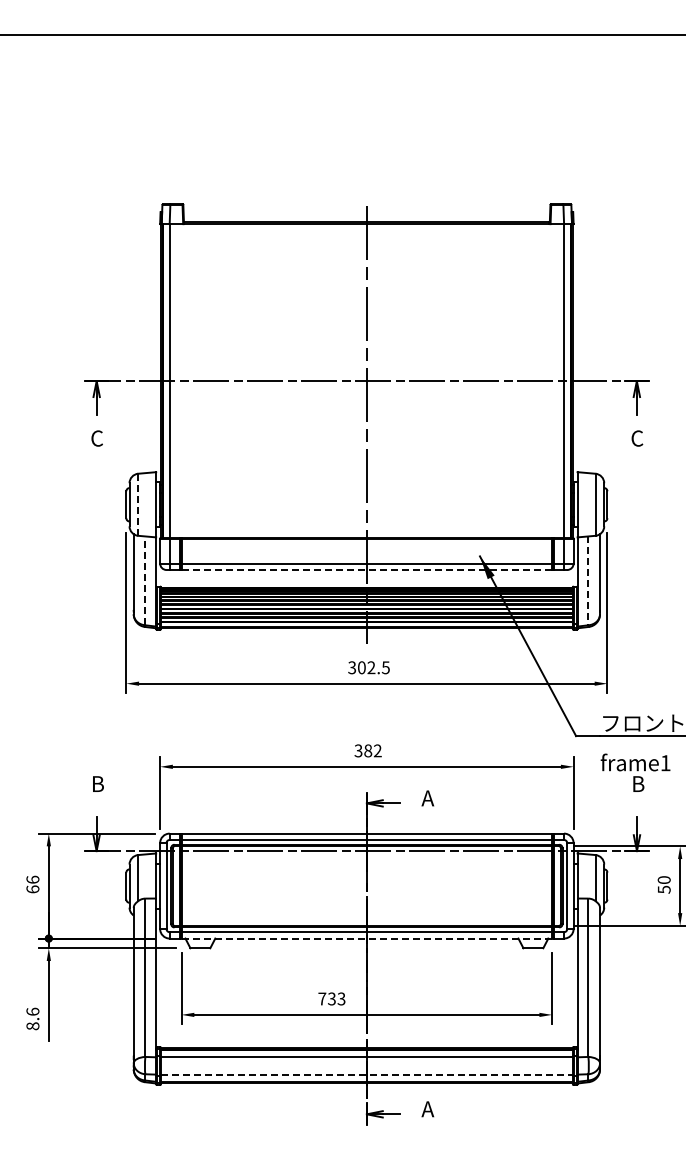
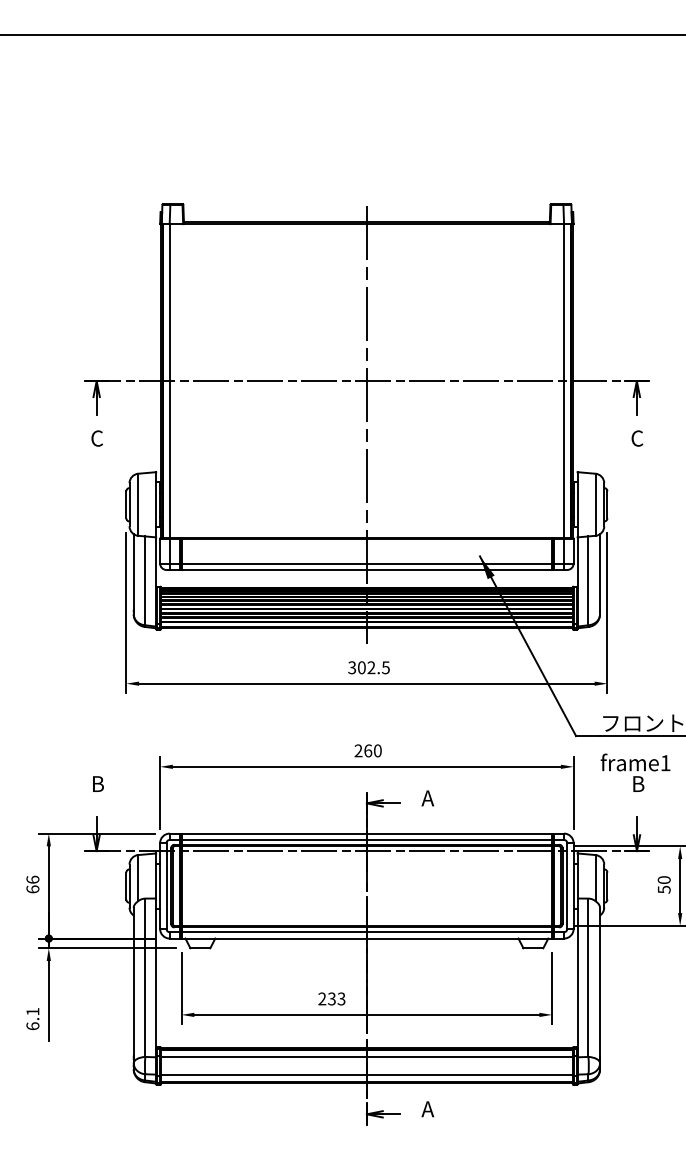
line: dashed -> solid (138, 505)
line: dashed -> solid (367, 569)
line: dashed -> solid (145, 580)
line: dashed -> solid (588, 581)
text: 382 -> 260 (367, 750)
line: dashed -> solid (366, 938)
text: 733 -> 233 (322, 998)
text: 8.6 -> 6.1 (32, 1018)
line: dashed -> solid (366, 1074)
